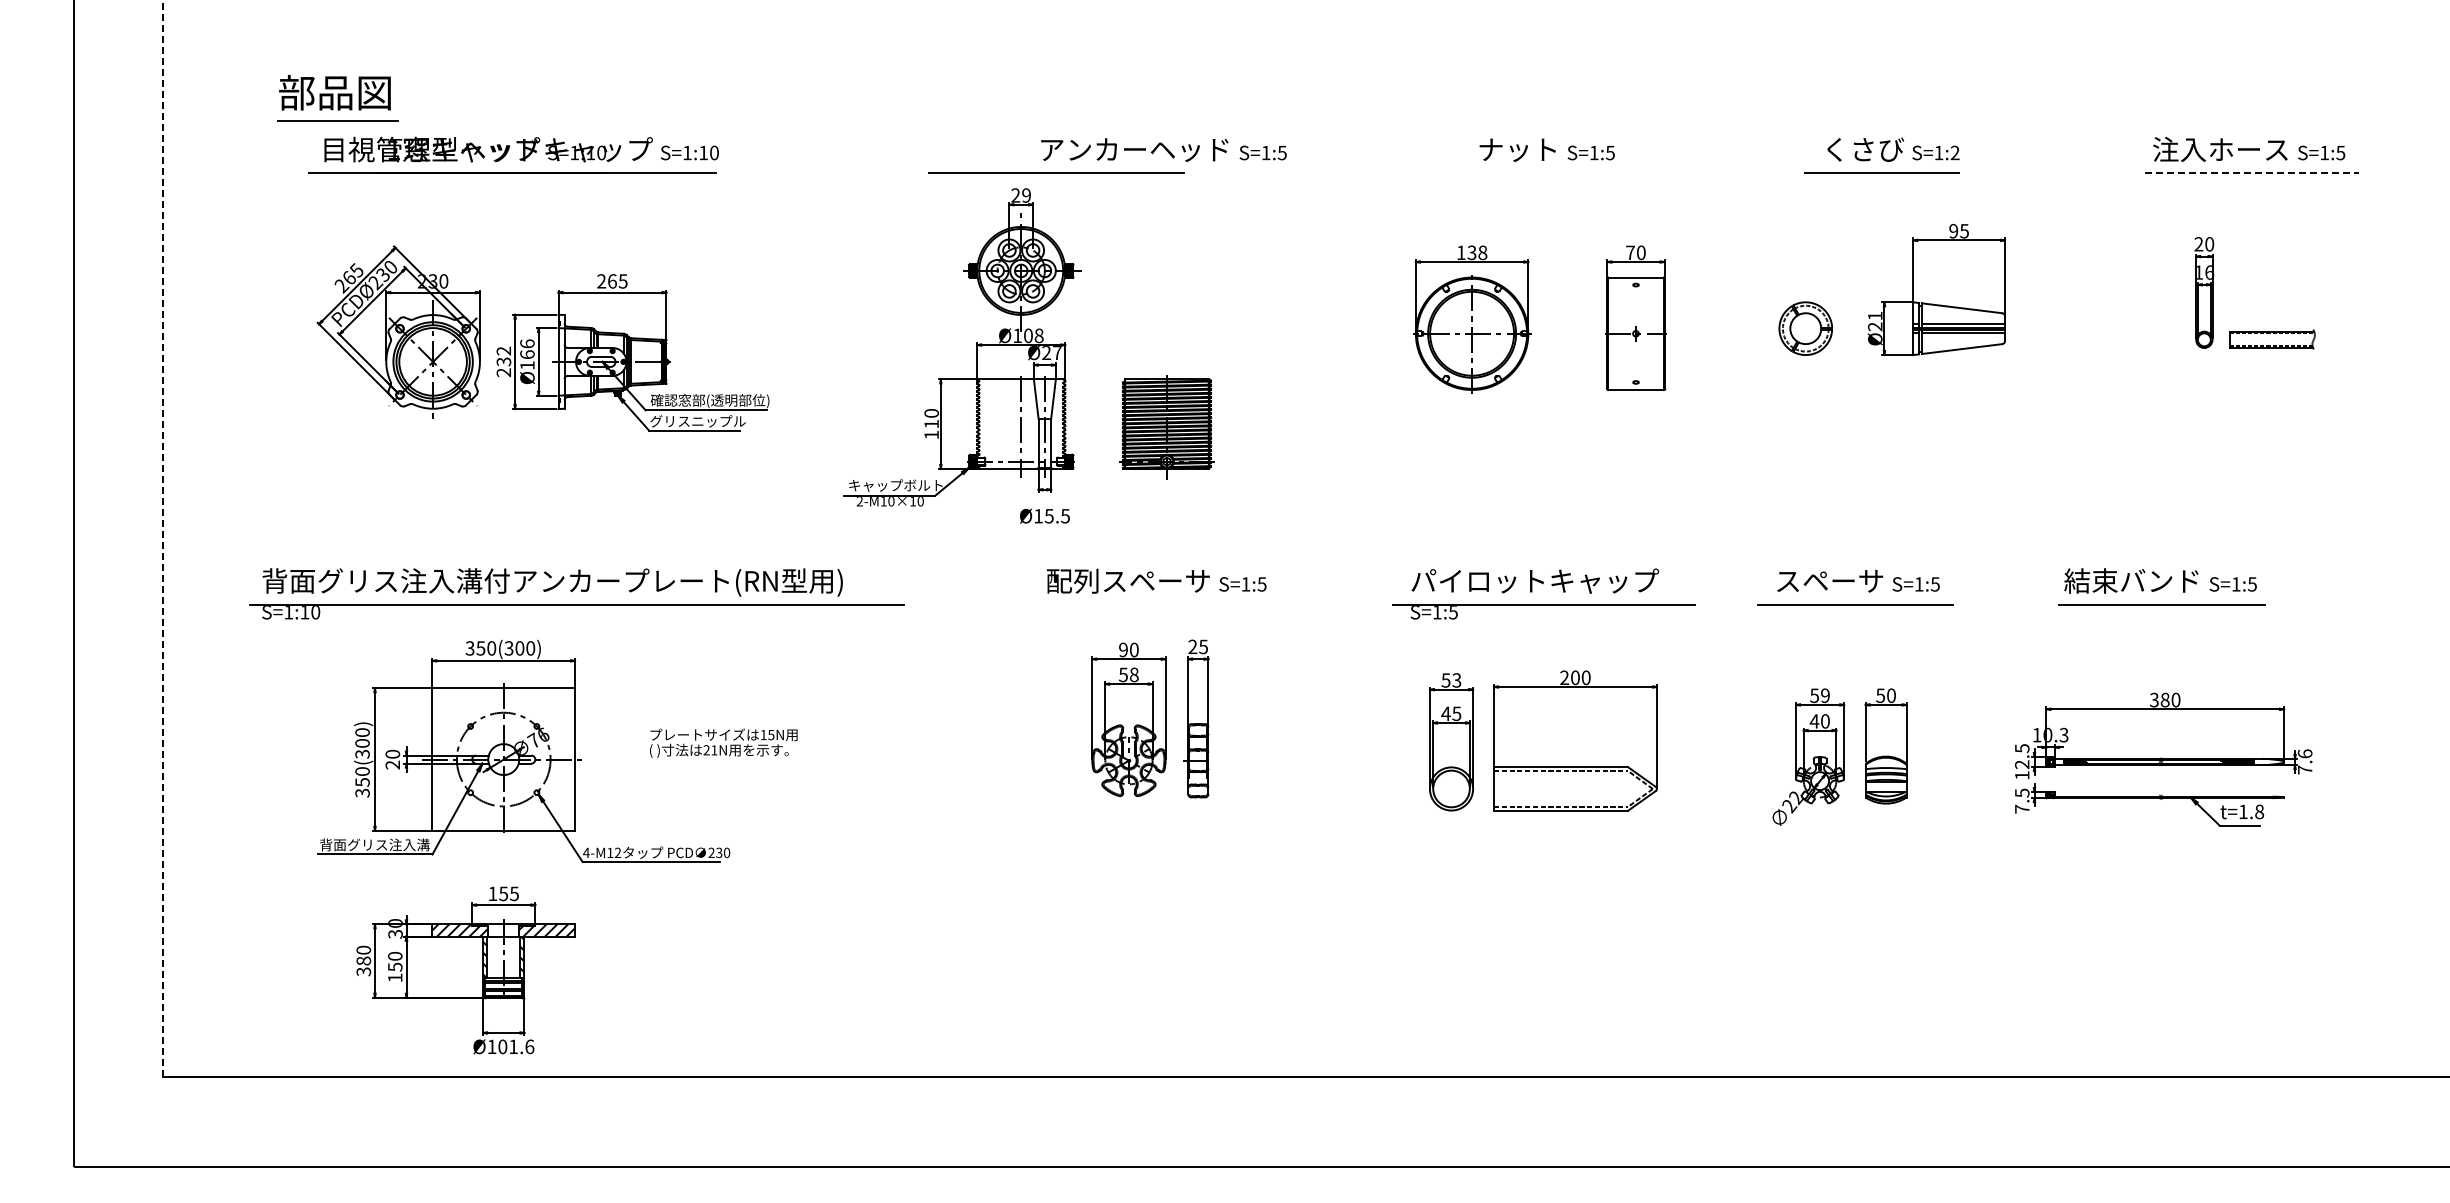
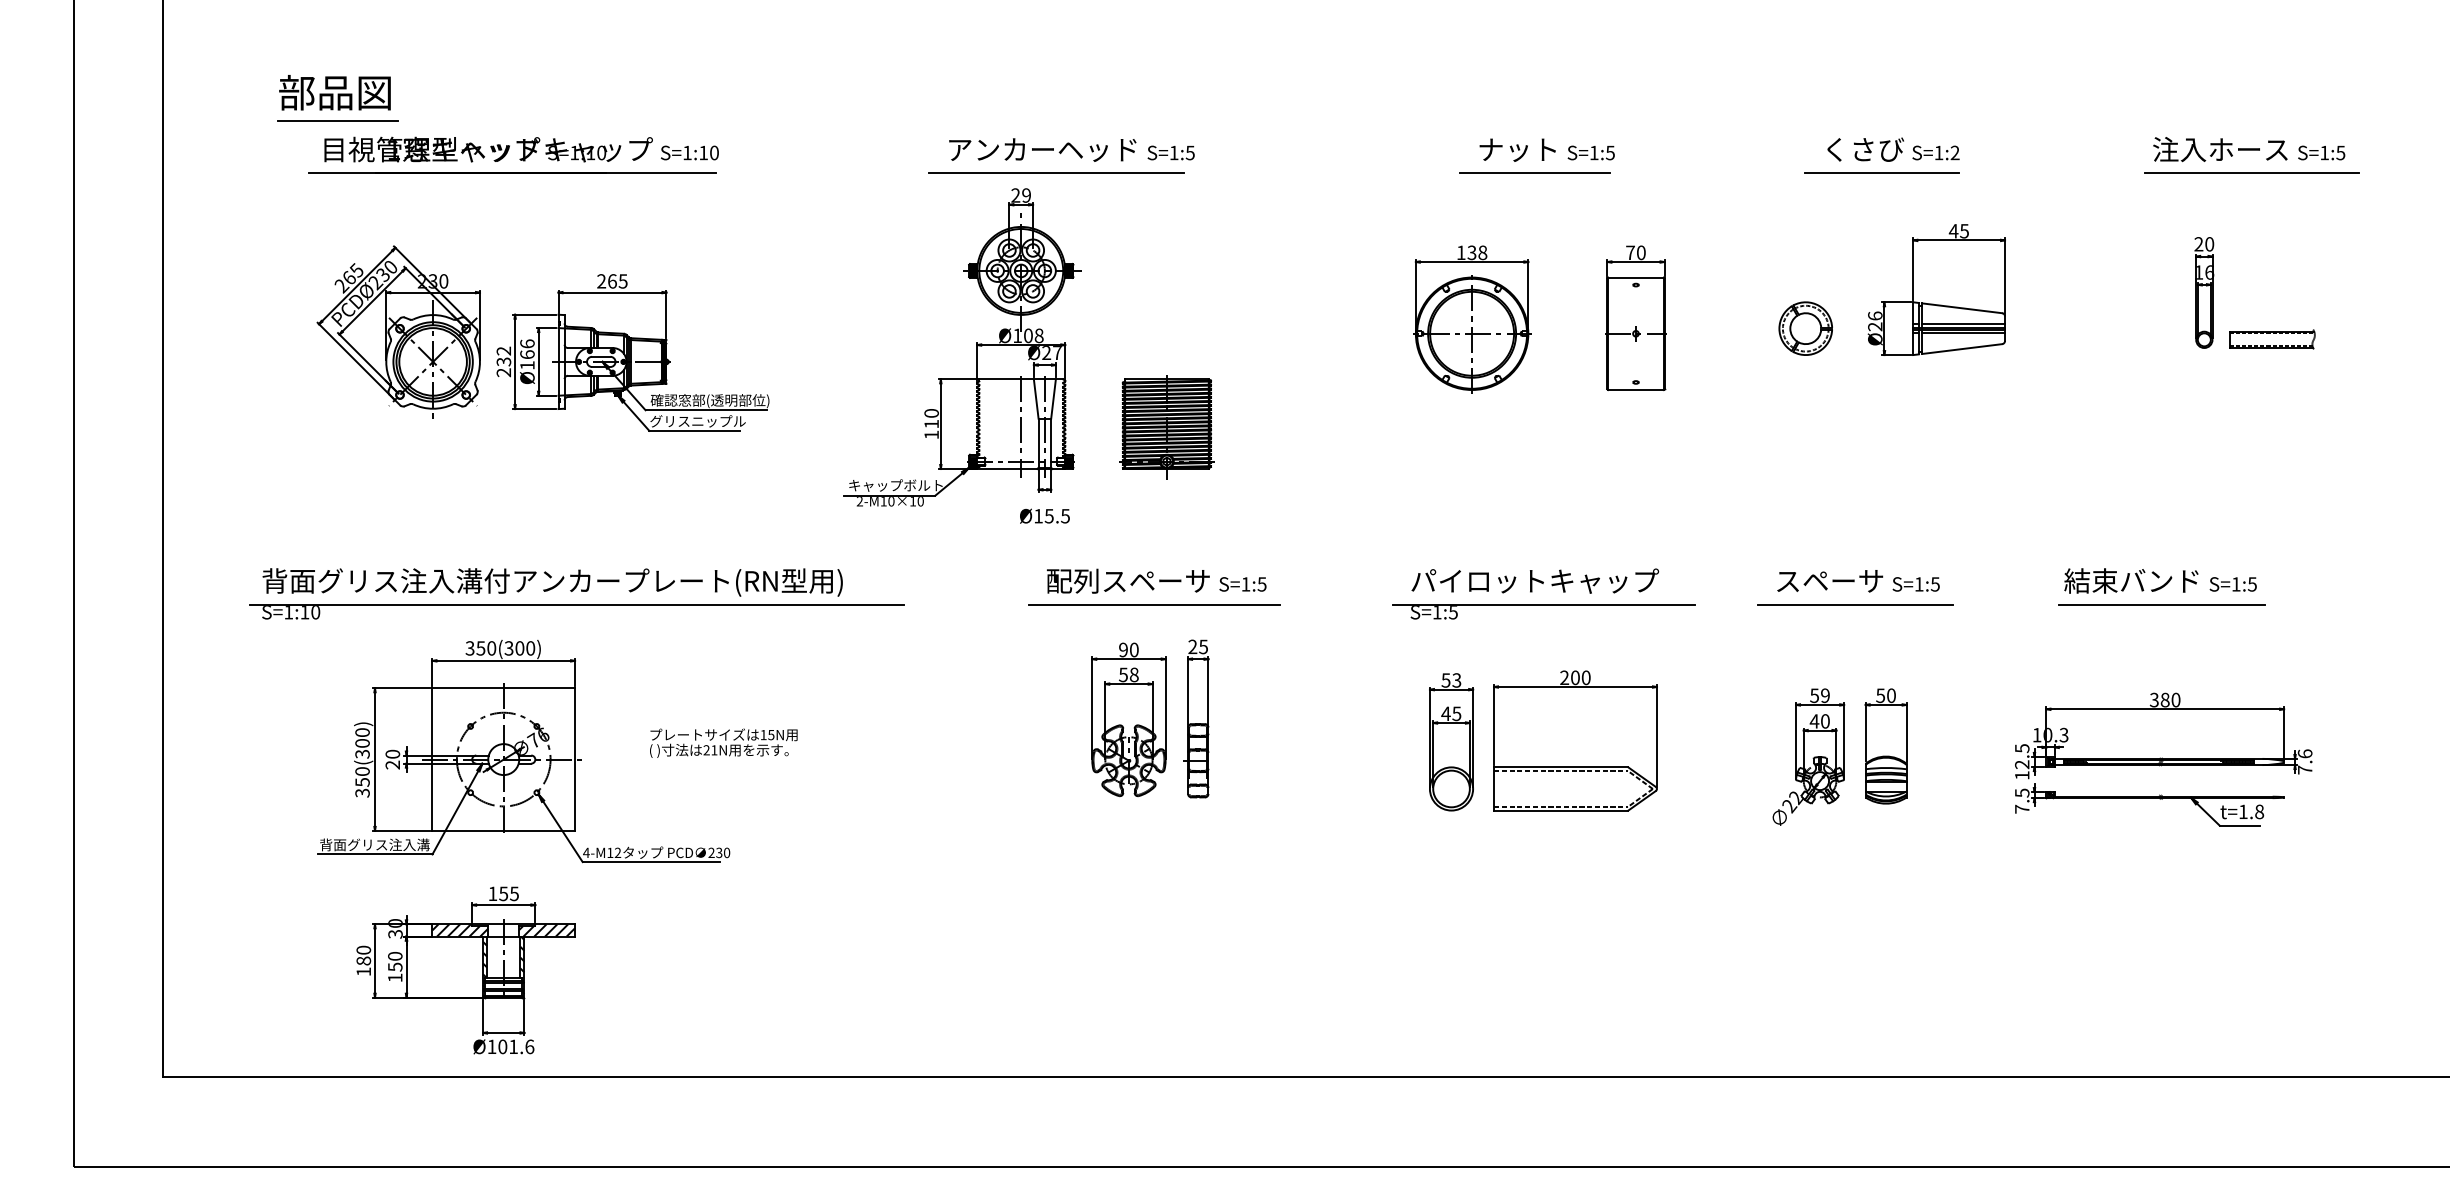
text position: (1163, 149) -> (1071, 149) (1071, 149)
line: none -> present (1534, 173)
line: dashed -> solid (2252, 173)
text: 95 -> 45 (1953, 231)
text: Ø21 -> Ø26 (1875, 315)
line: dashed -> solid (163, 538)
line: none -> present (1154, 604)
text: 380 -> 180 (363, 971)
